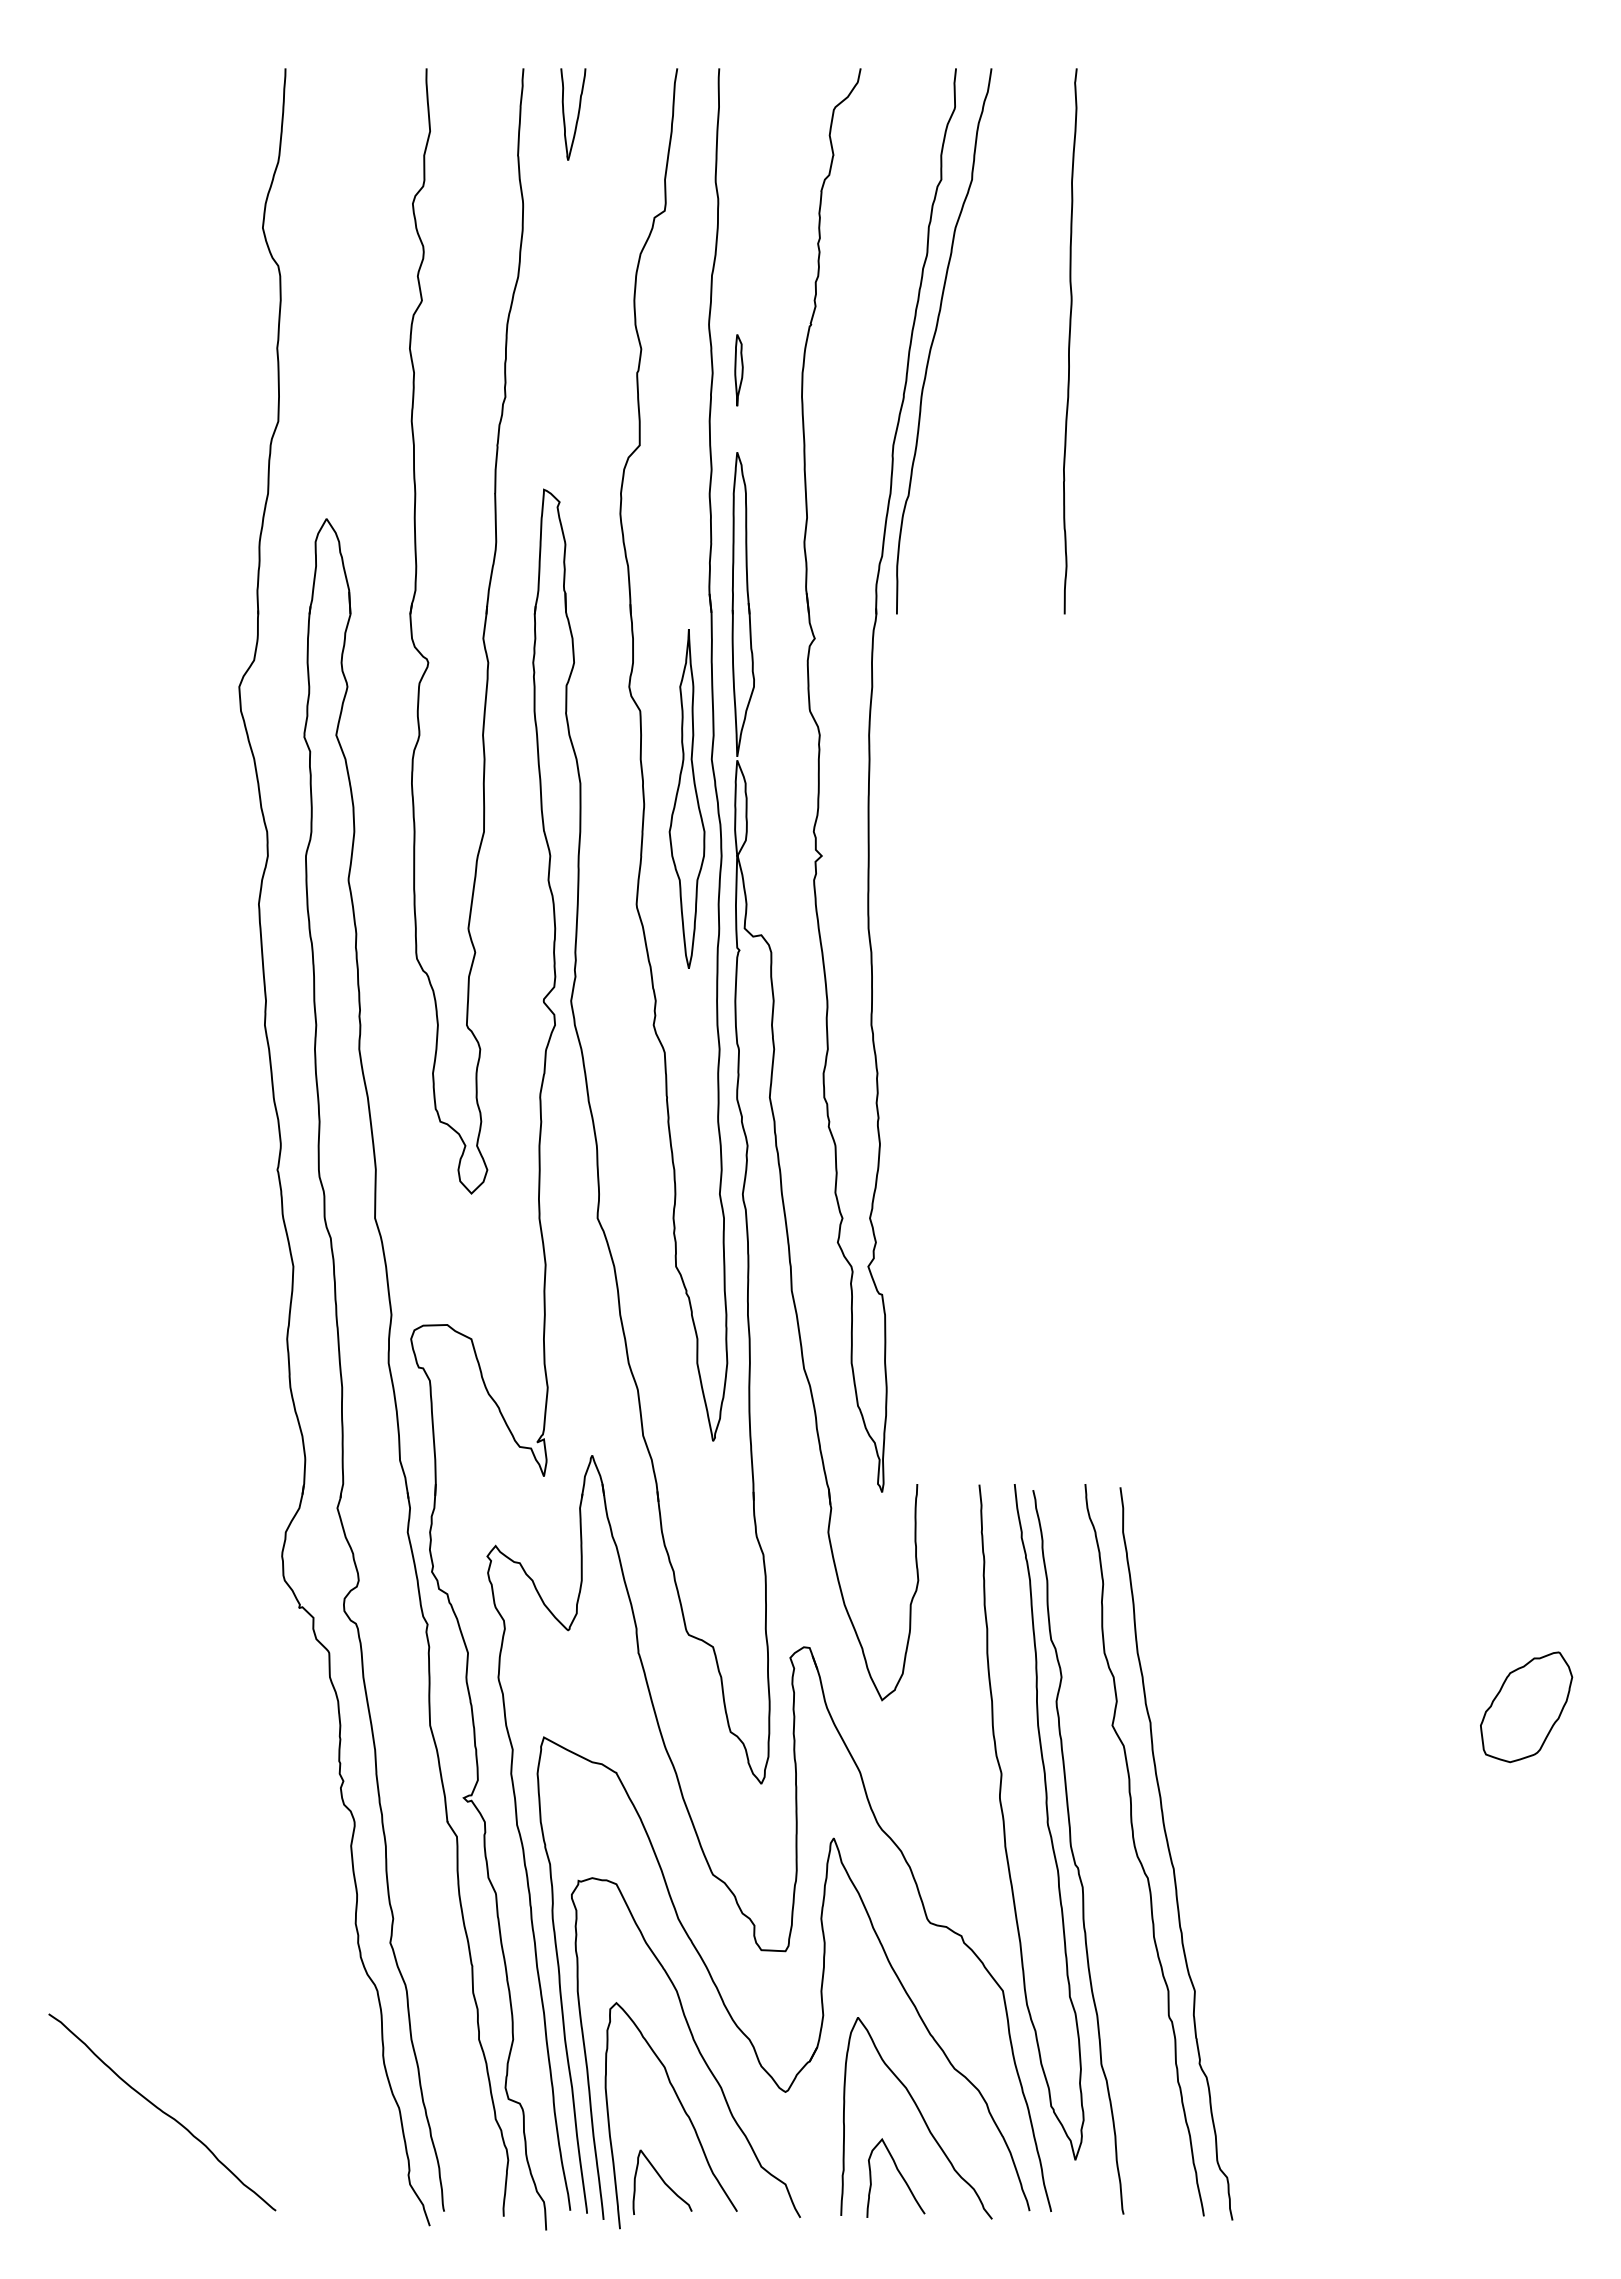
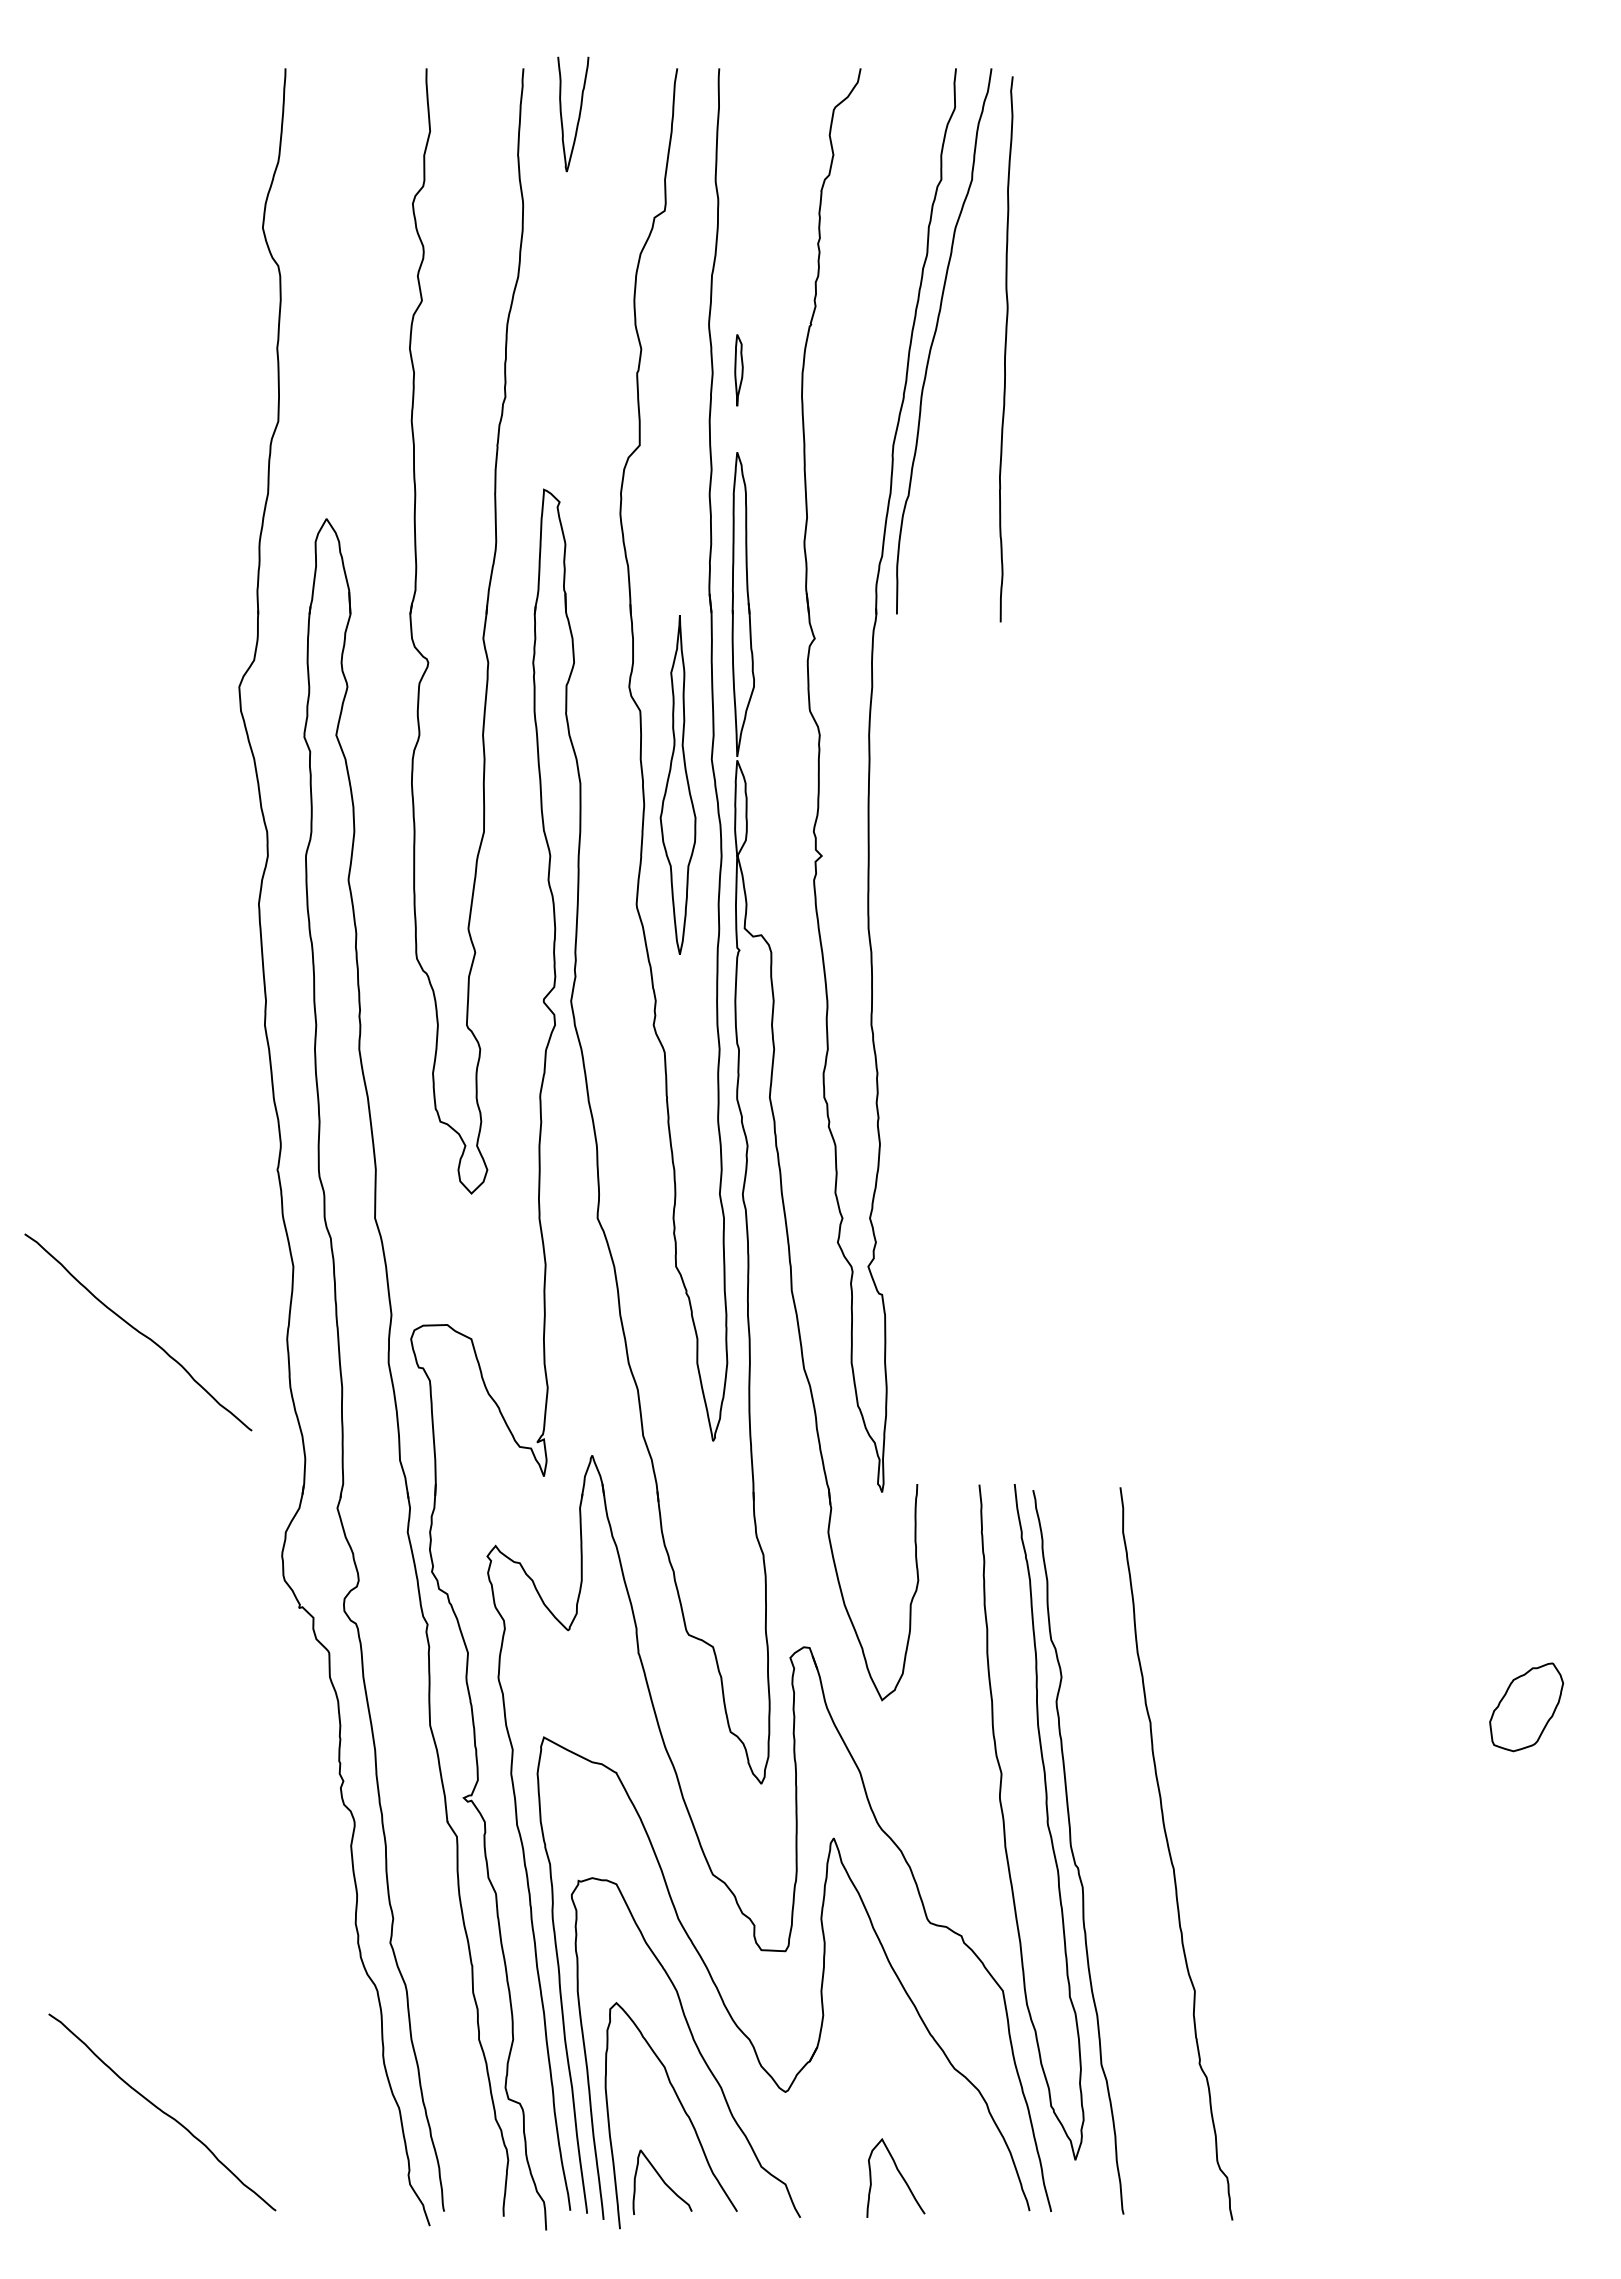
part size: 27x93 px -> 33x117 px (573, 114)
curve position: (1070, 341) -> (1006, 349) (1006, 349)
part position: (686, 798) -> (677, 784) (677, 784)
curve: none -> present (138, 1332)
part size: 94x113 px -> 76x91 px (1526, 1707)
curve: present -> none (1137, 1851)
curve: present -> none (920, 2115)
